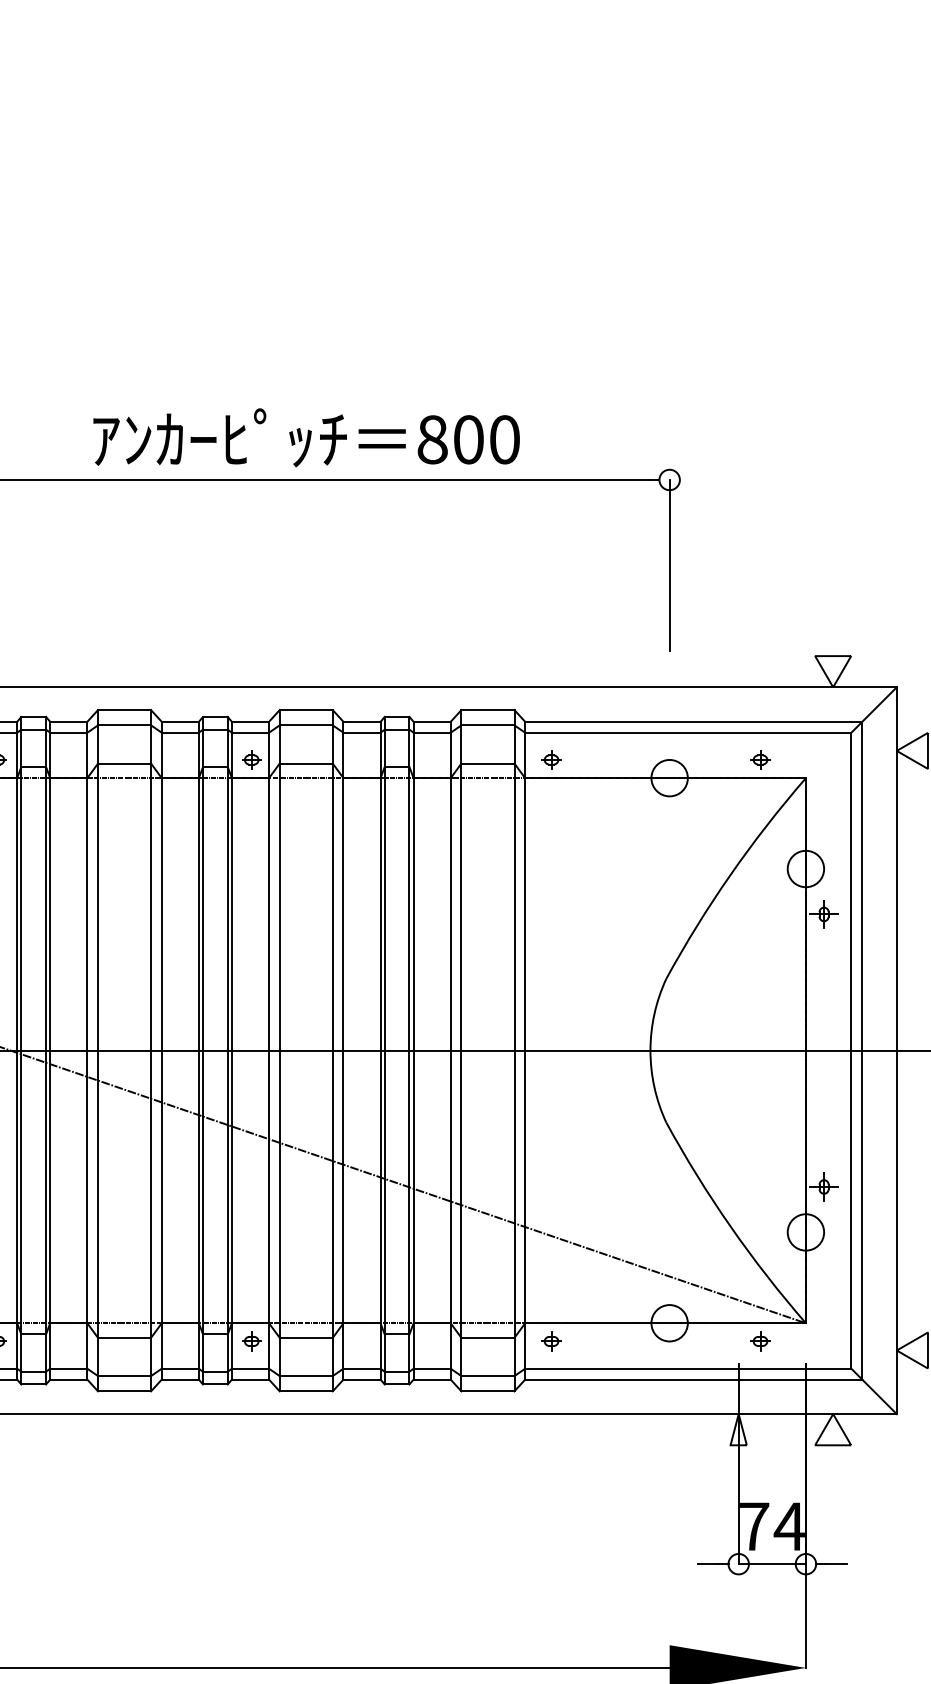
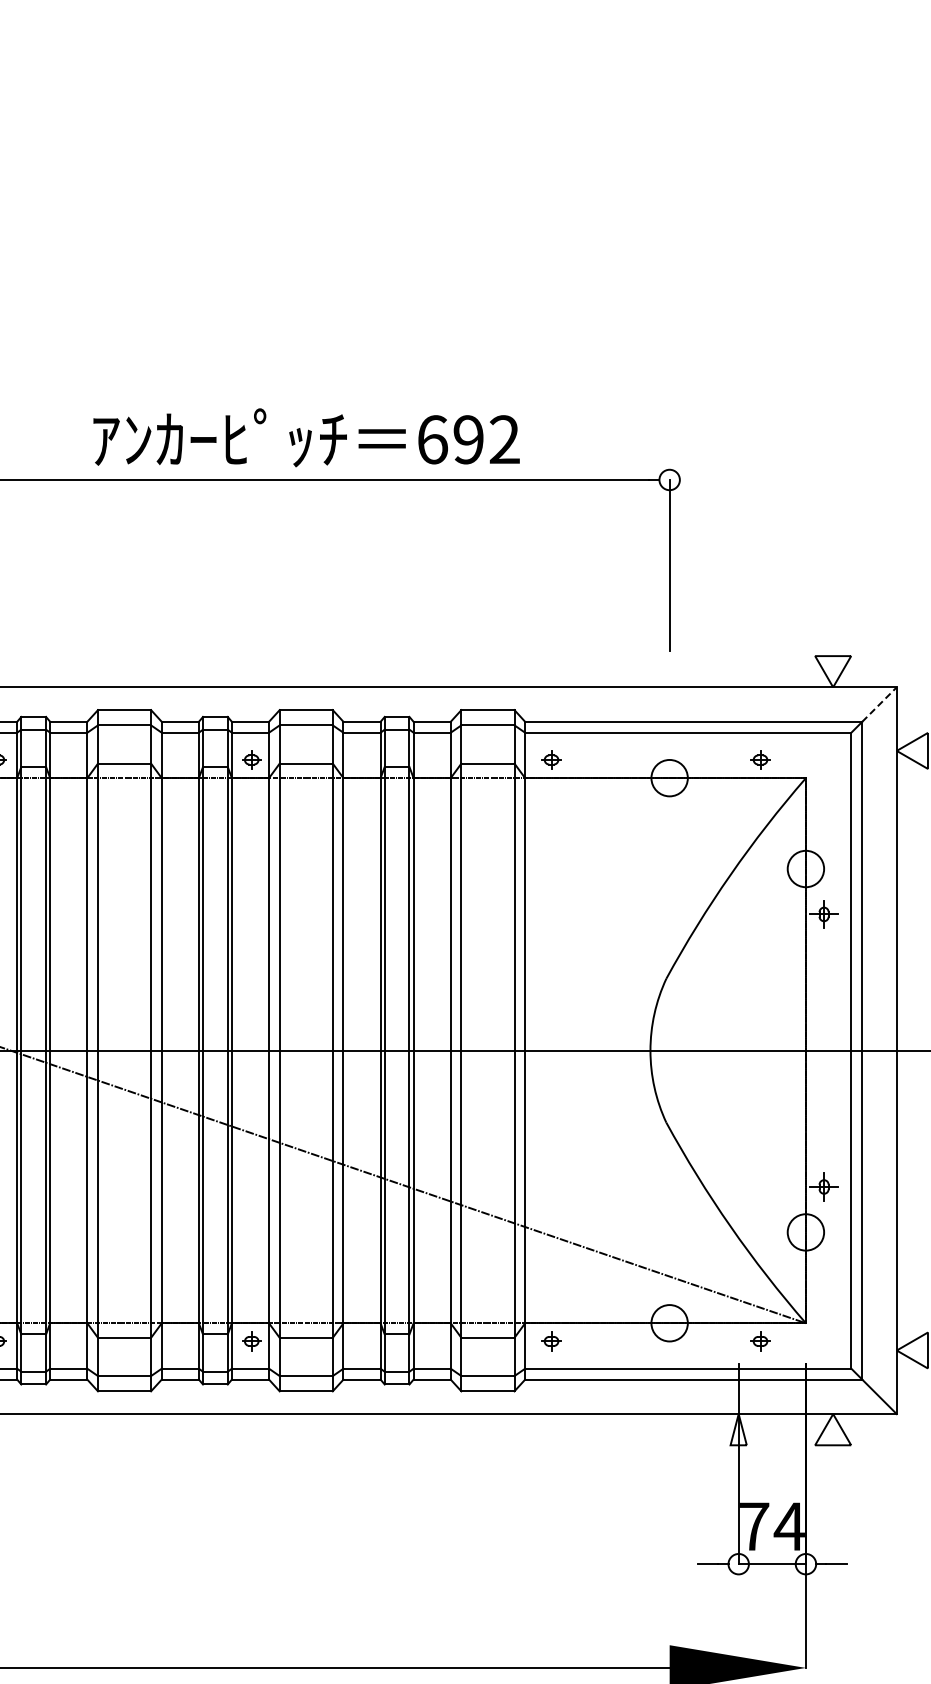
text: 800 -> 692 (468, 439)
line: solid -> dashed (879, 704)
